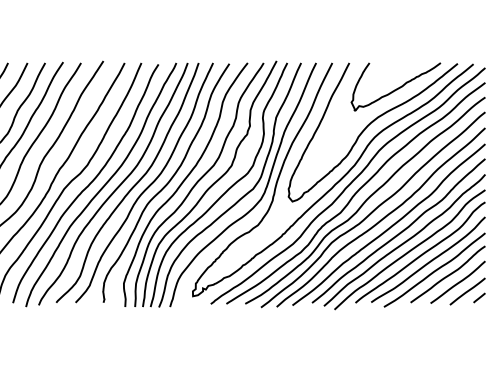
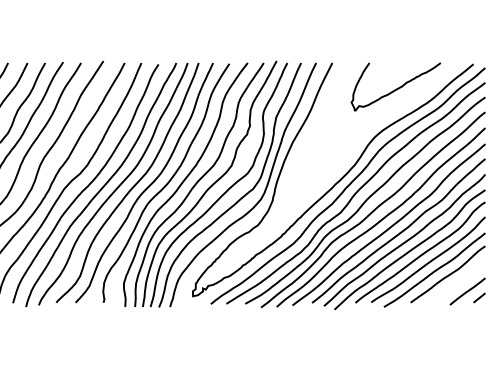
curve: present -> none (367, 127)
curve: present -> none (458, 281)
